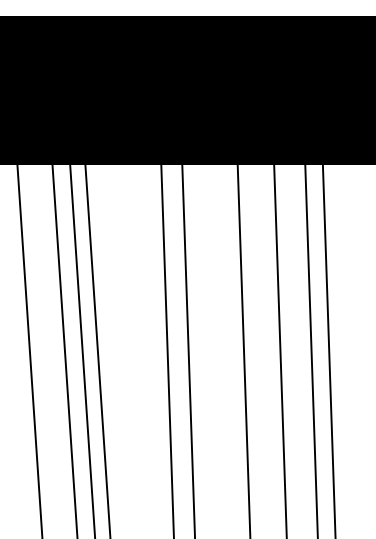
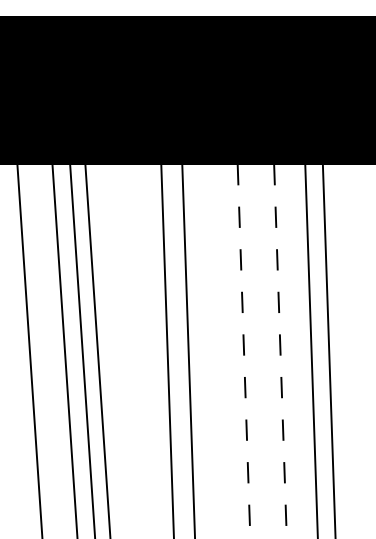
line: solid -> dashed (243, 323)
line: solid -> dashed (279, 323)
